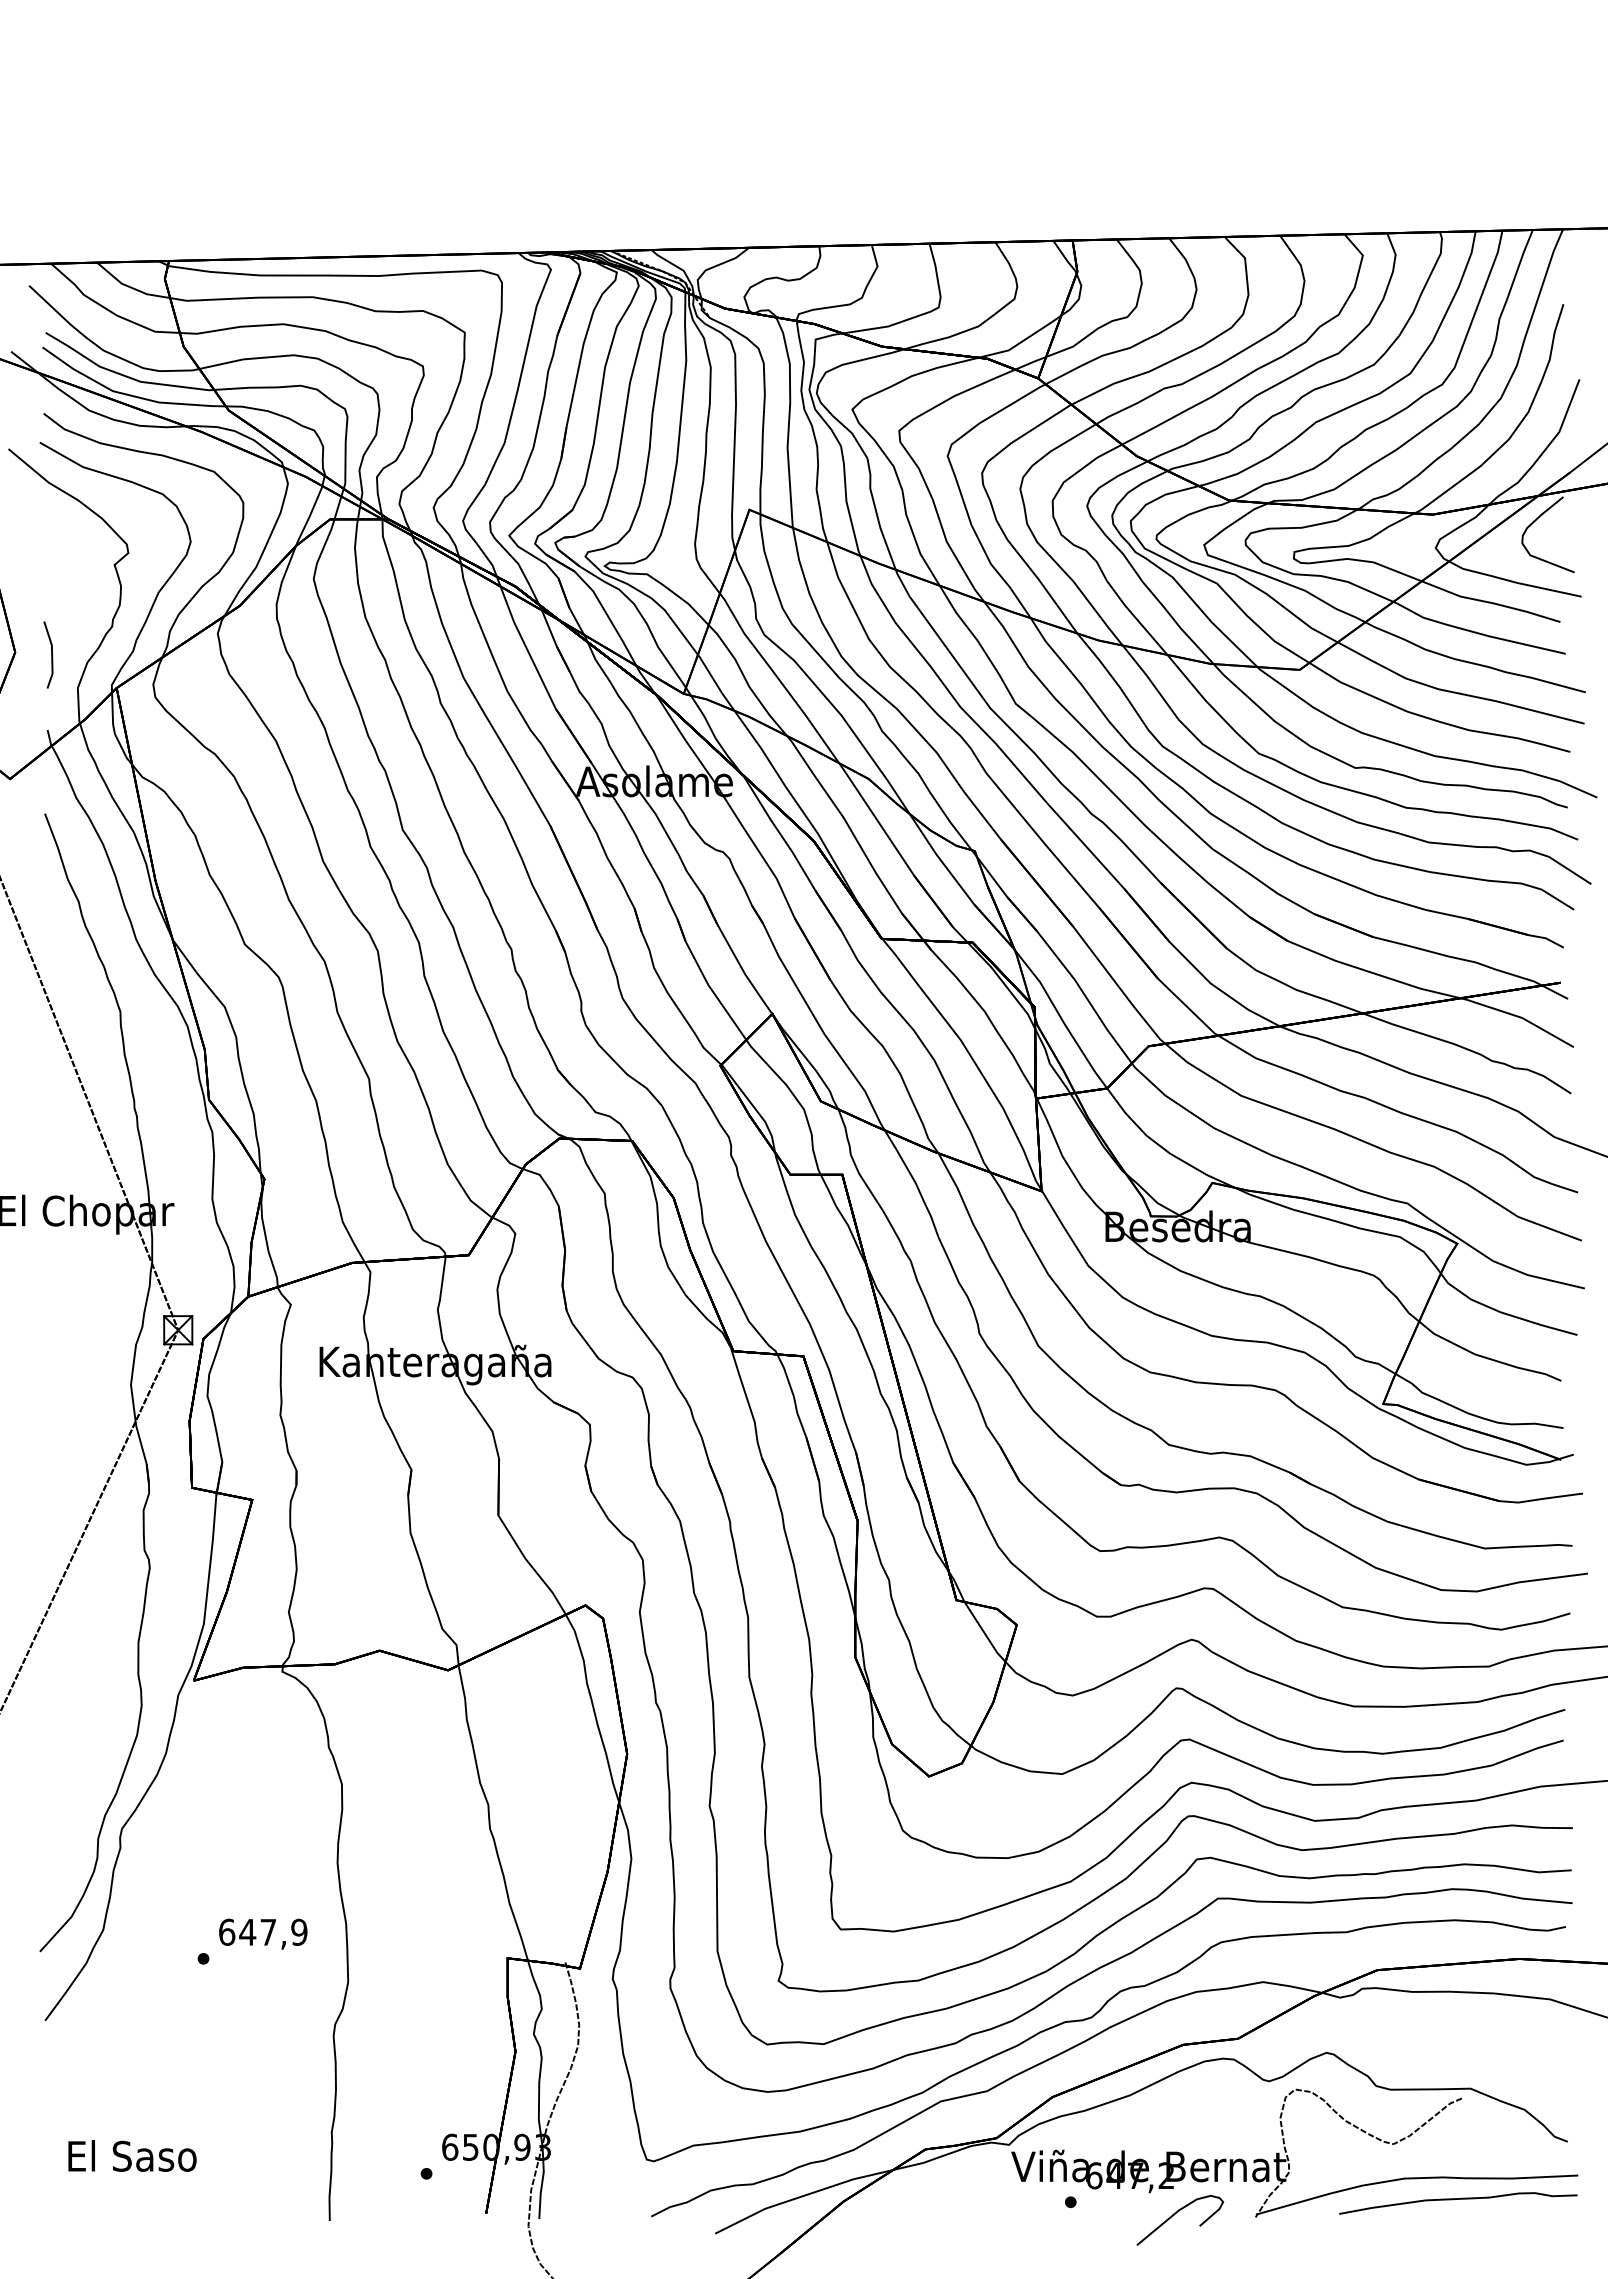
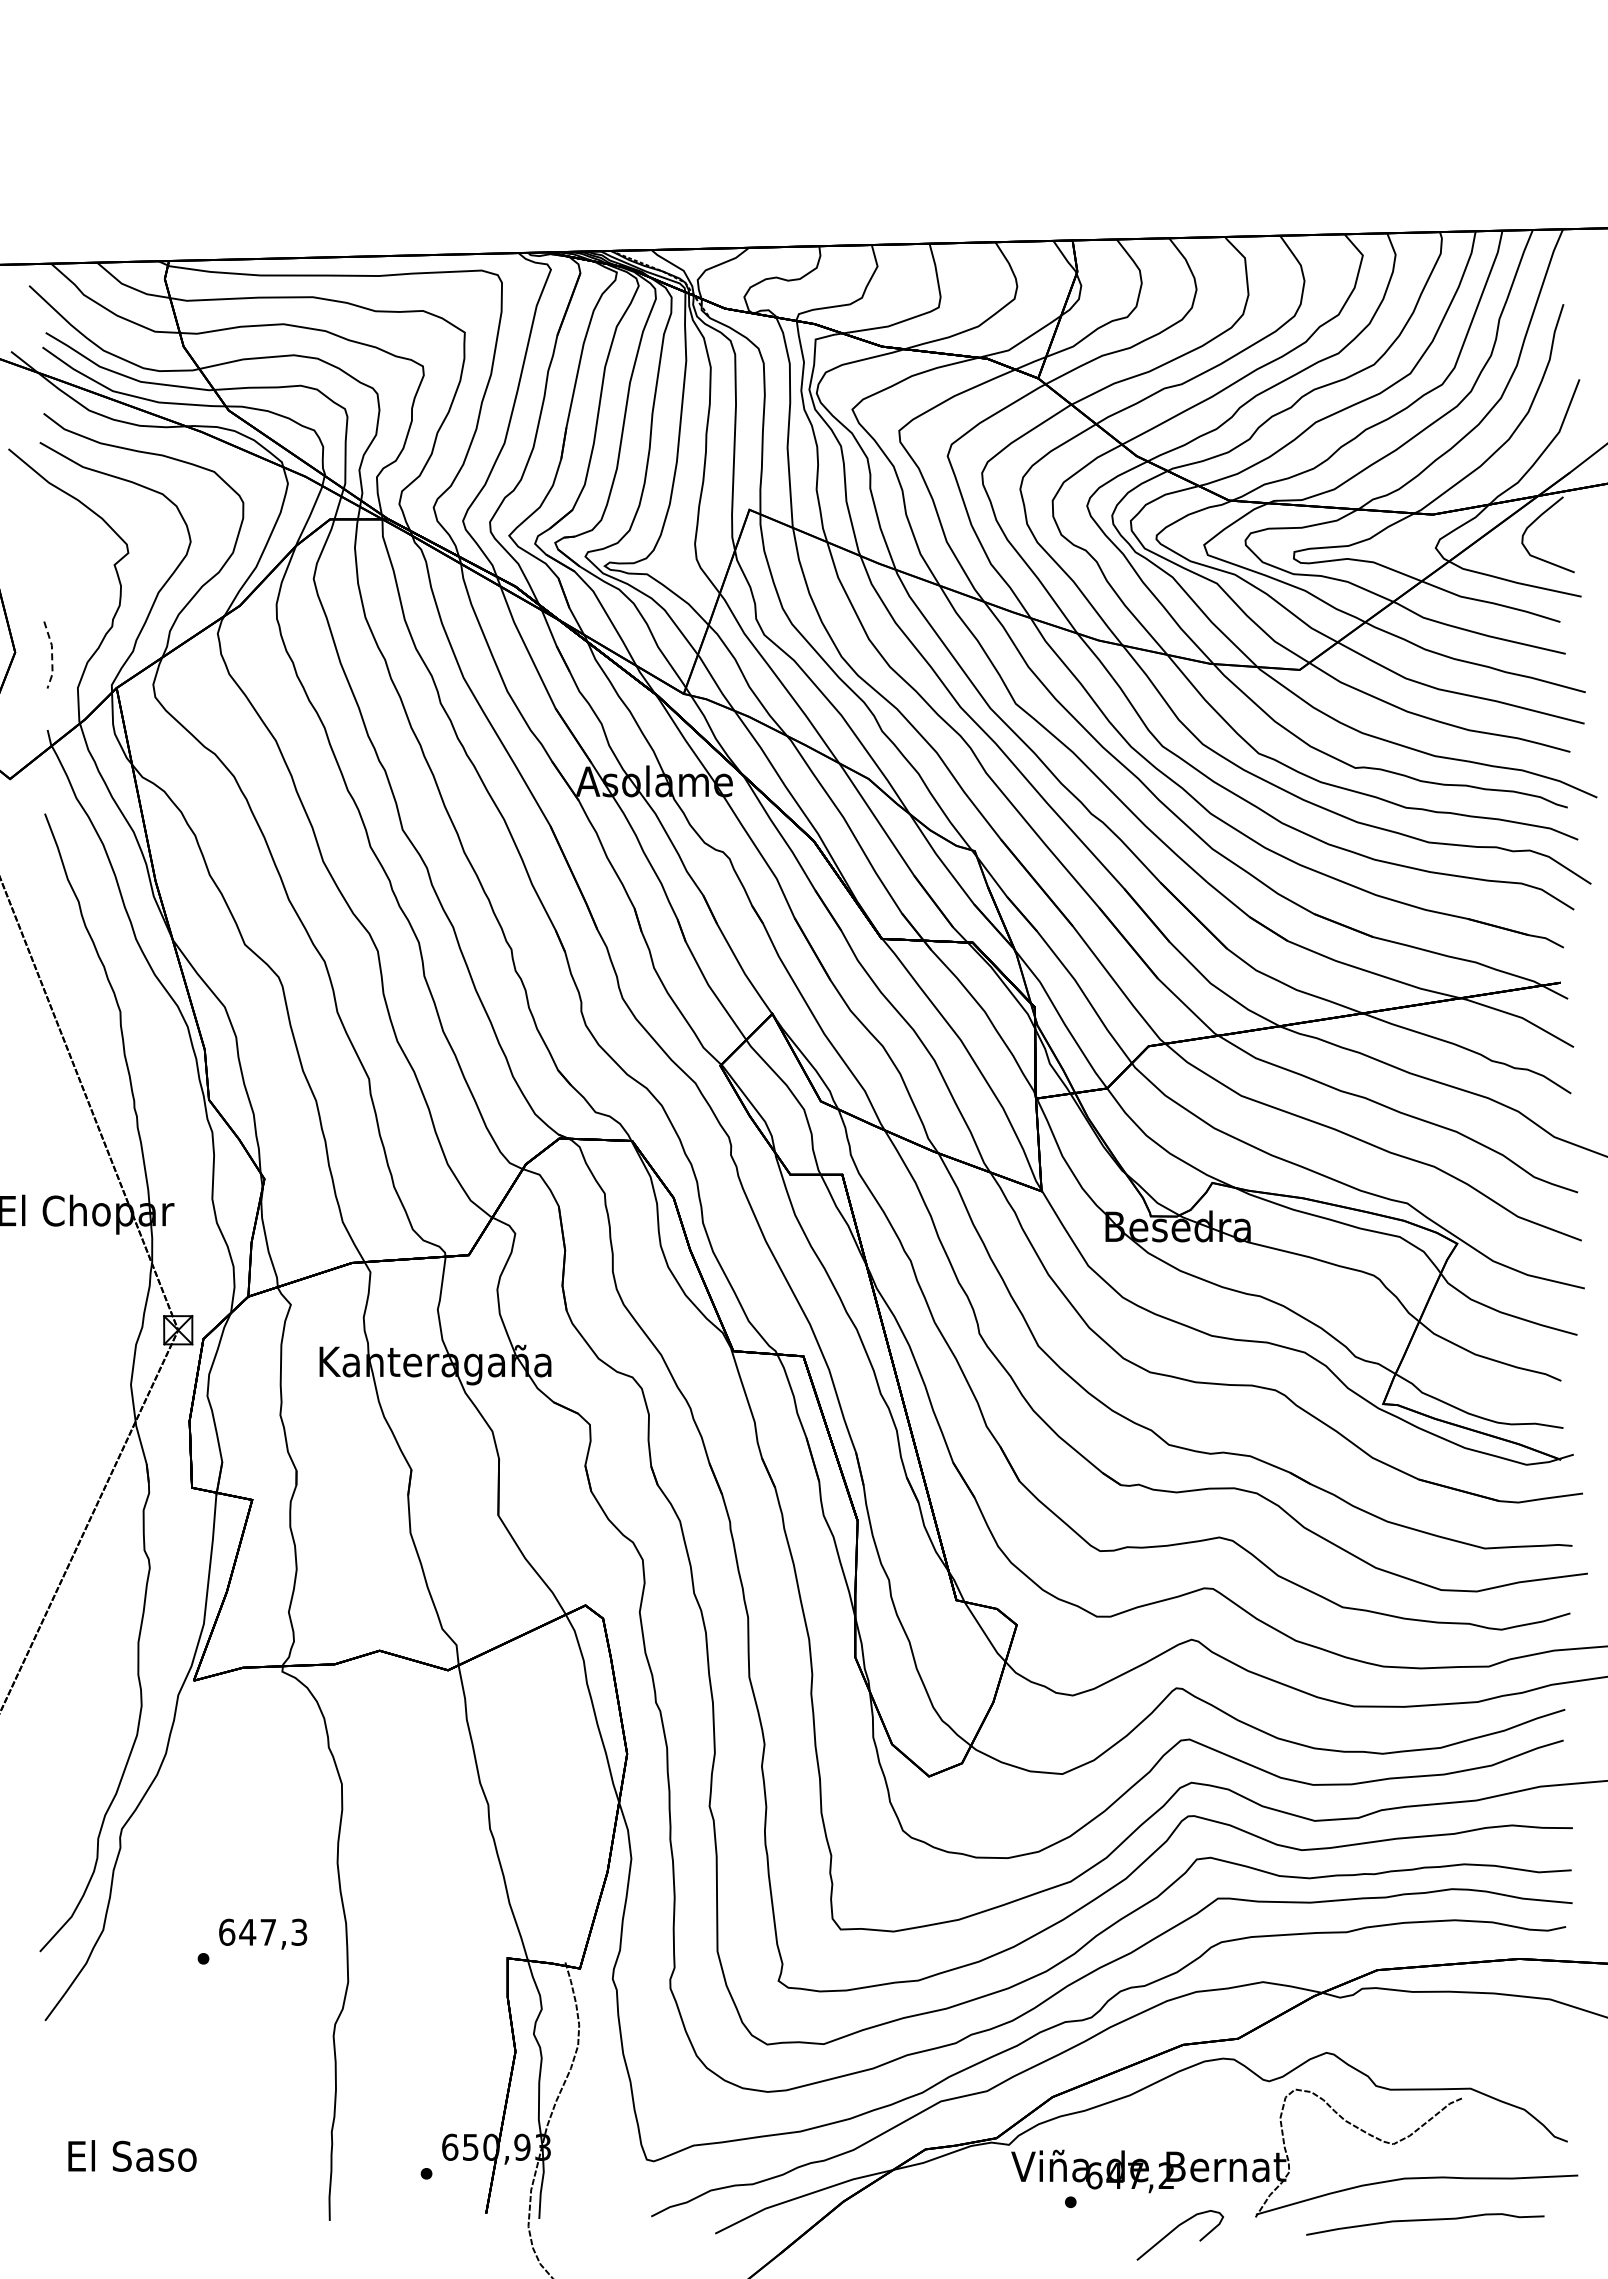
line: solid -> dashed (52, 655)
text: 647,9 -> 647,3 (299, 1931)
curve position: (1458, 2199) -> (1425, 2220) (1425, 2220)
curve position: (1174, 2215) -> (1174, 2230) (1174, 2230)
